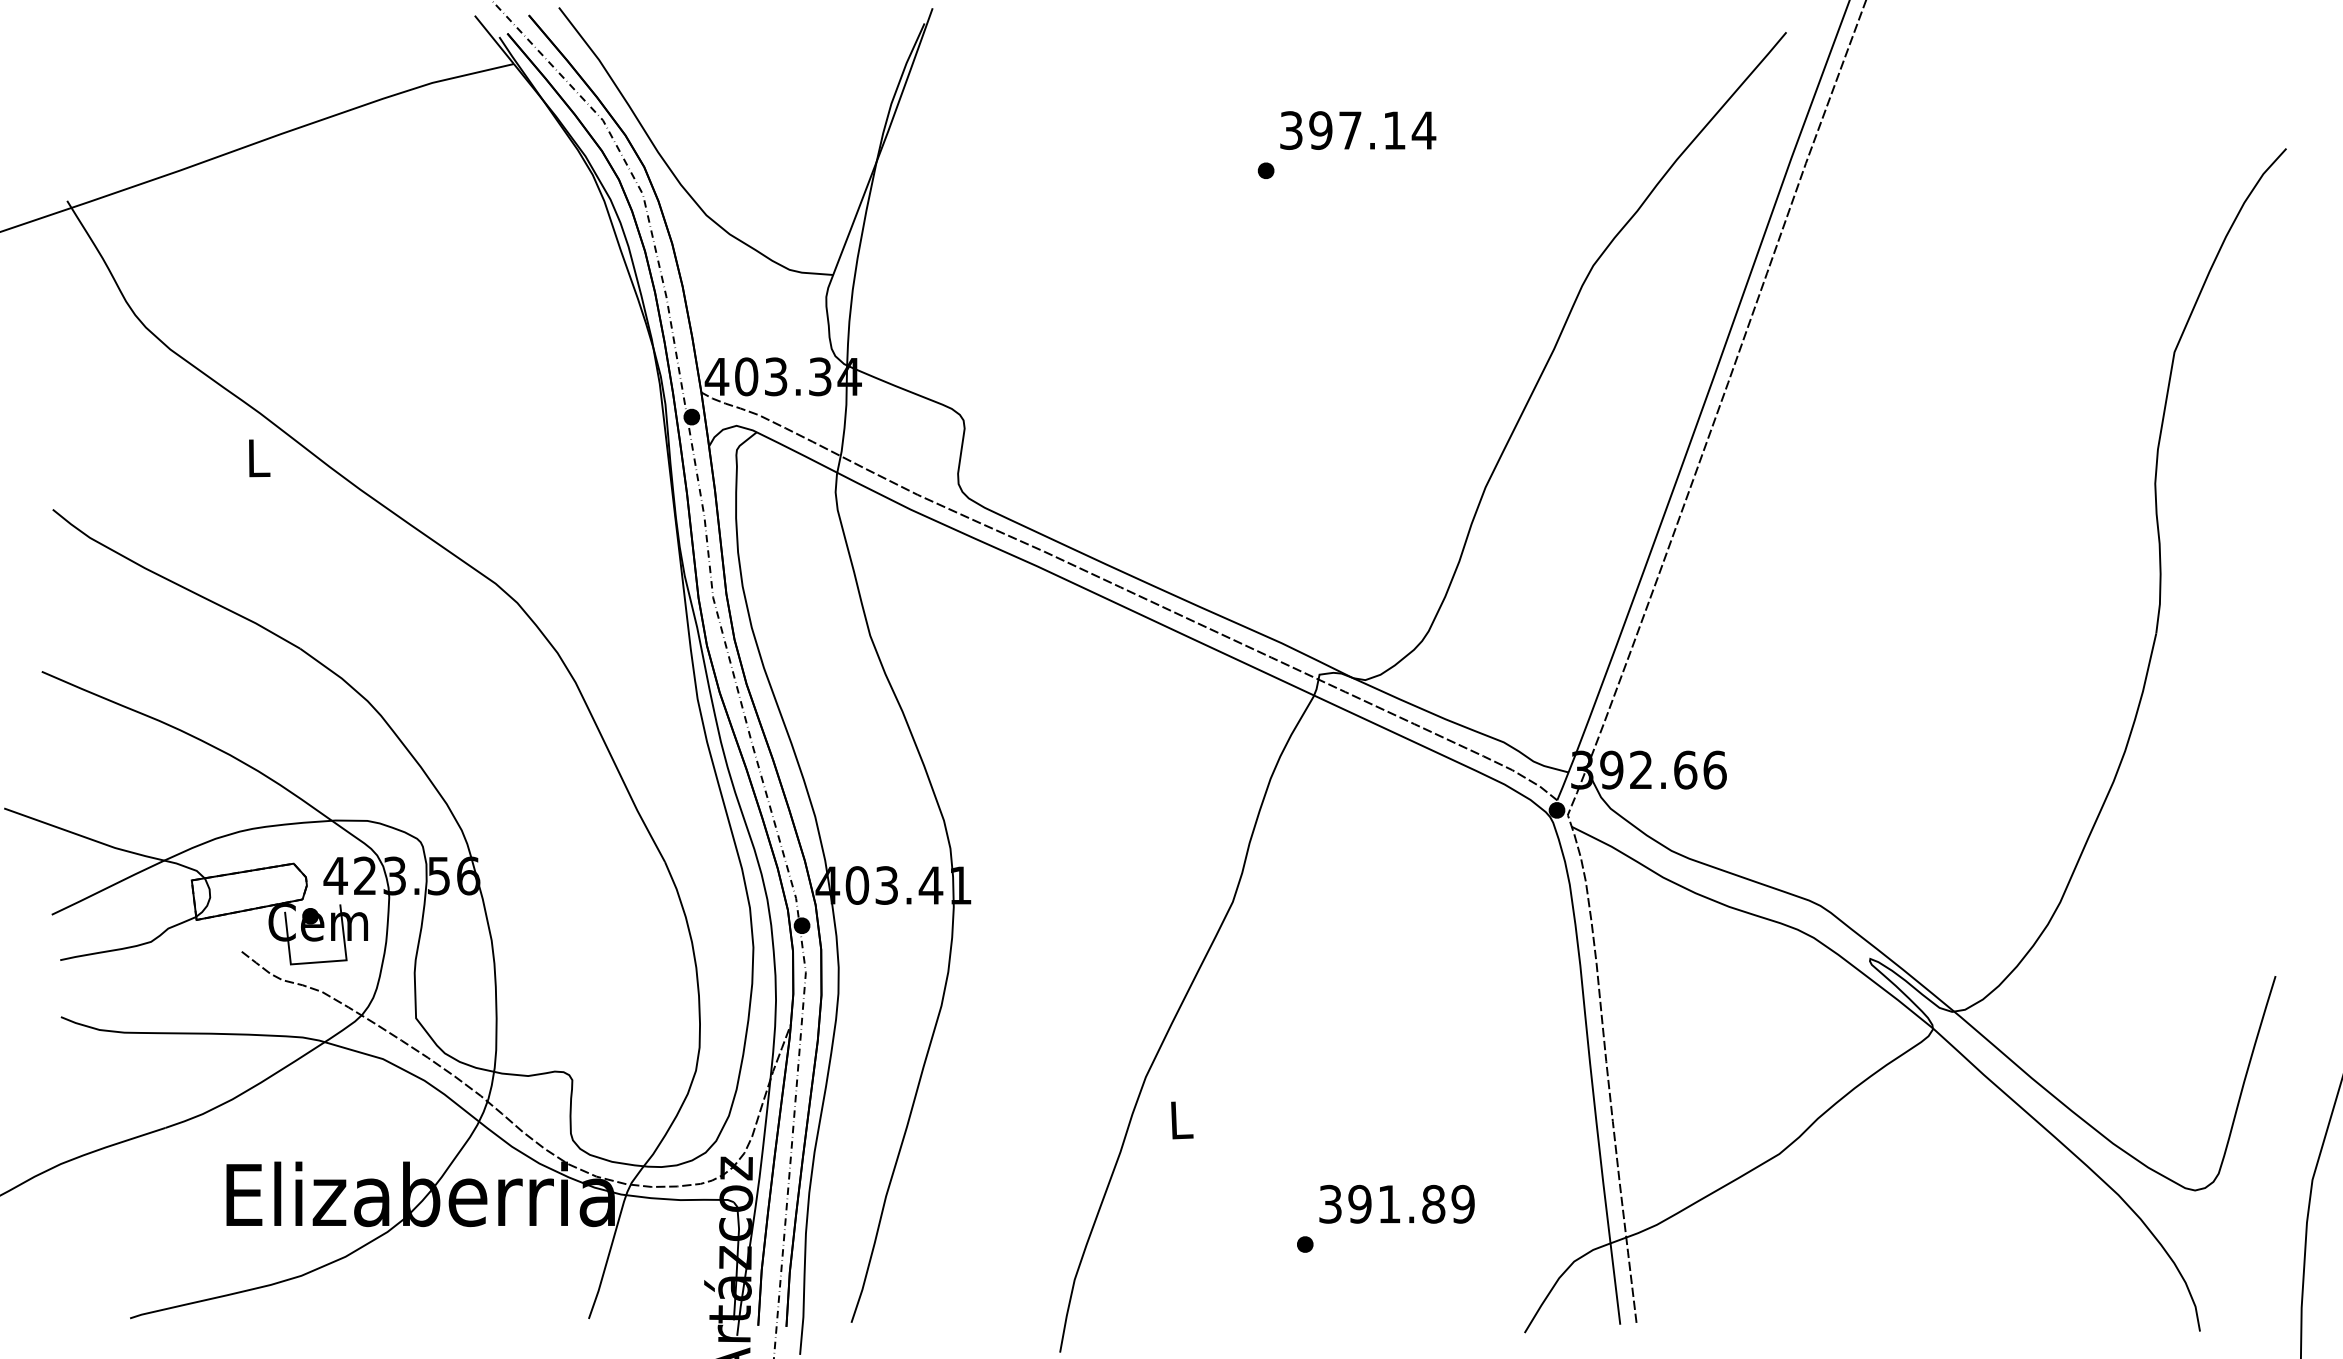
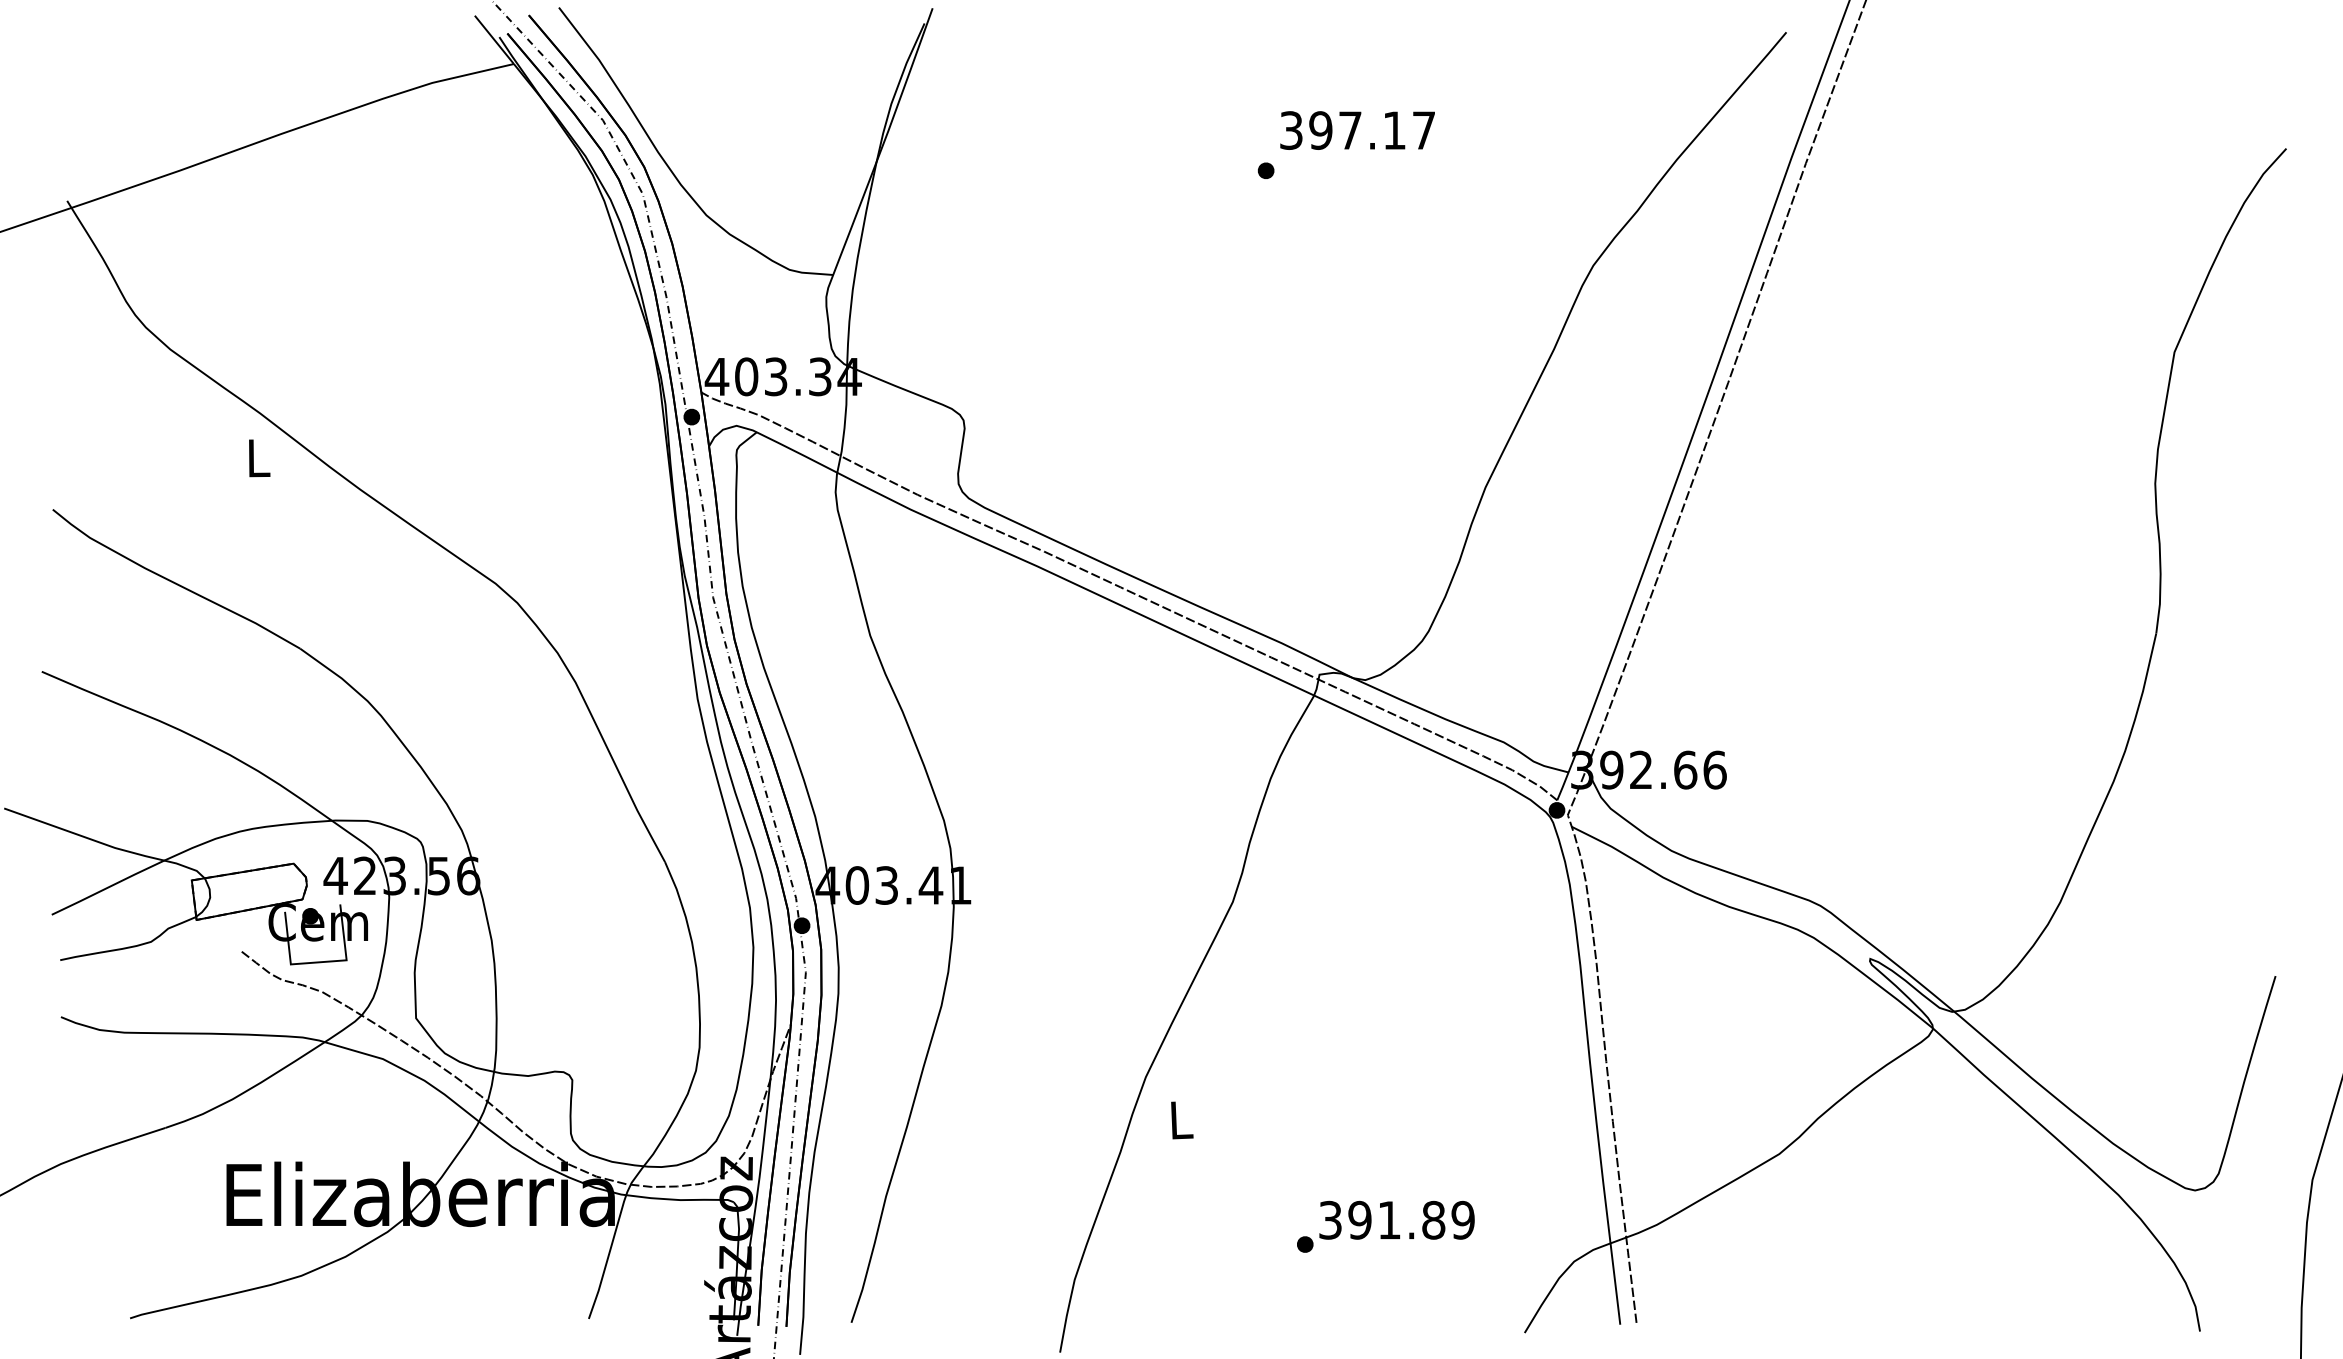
text: 397.14 -> 397.17 (1423, 130)
text position: (1396, 1203) -> (1396, 1219) (1396, 1219)
